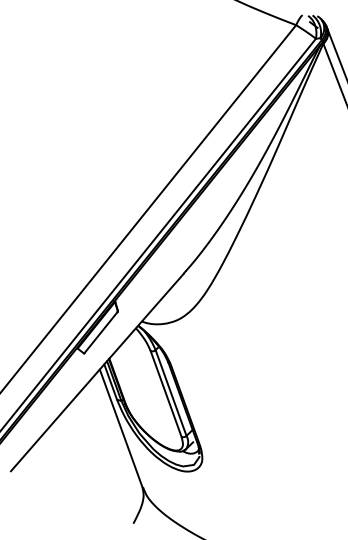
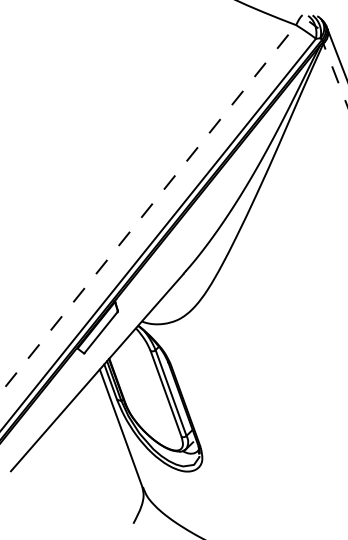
line: solid -> dashed (335, 75)
line: solid -> dashed (148, 208)
